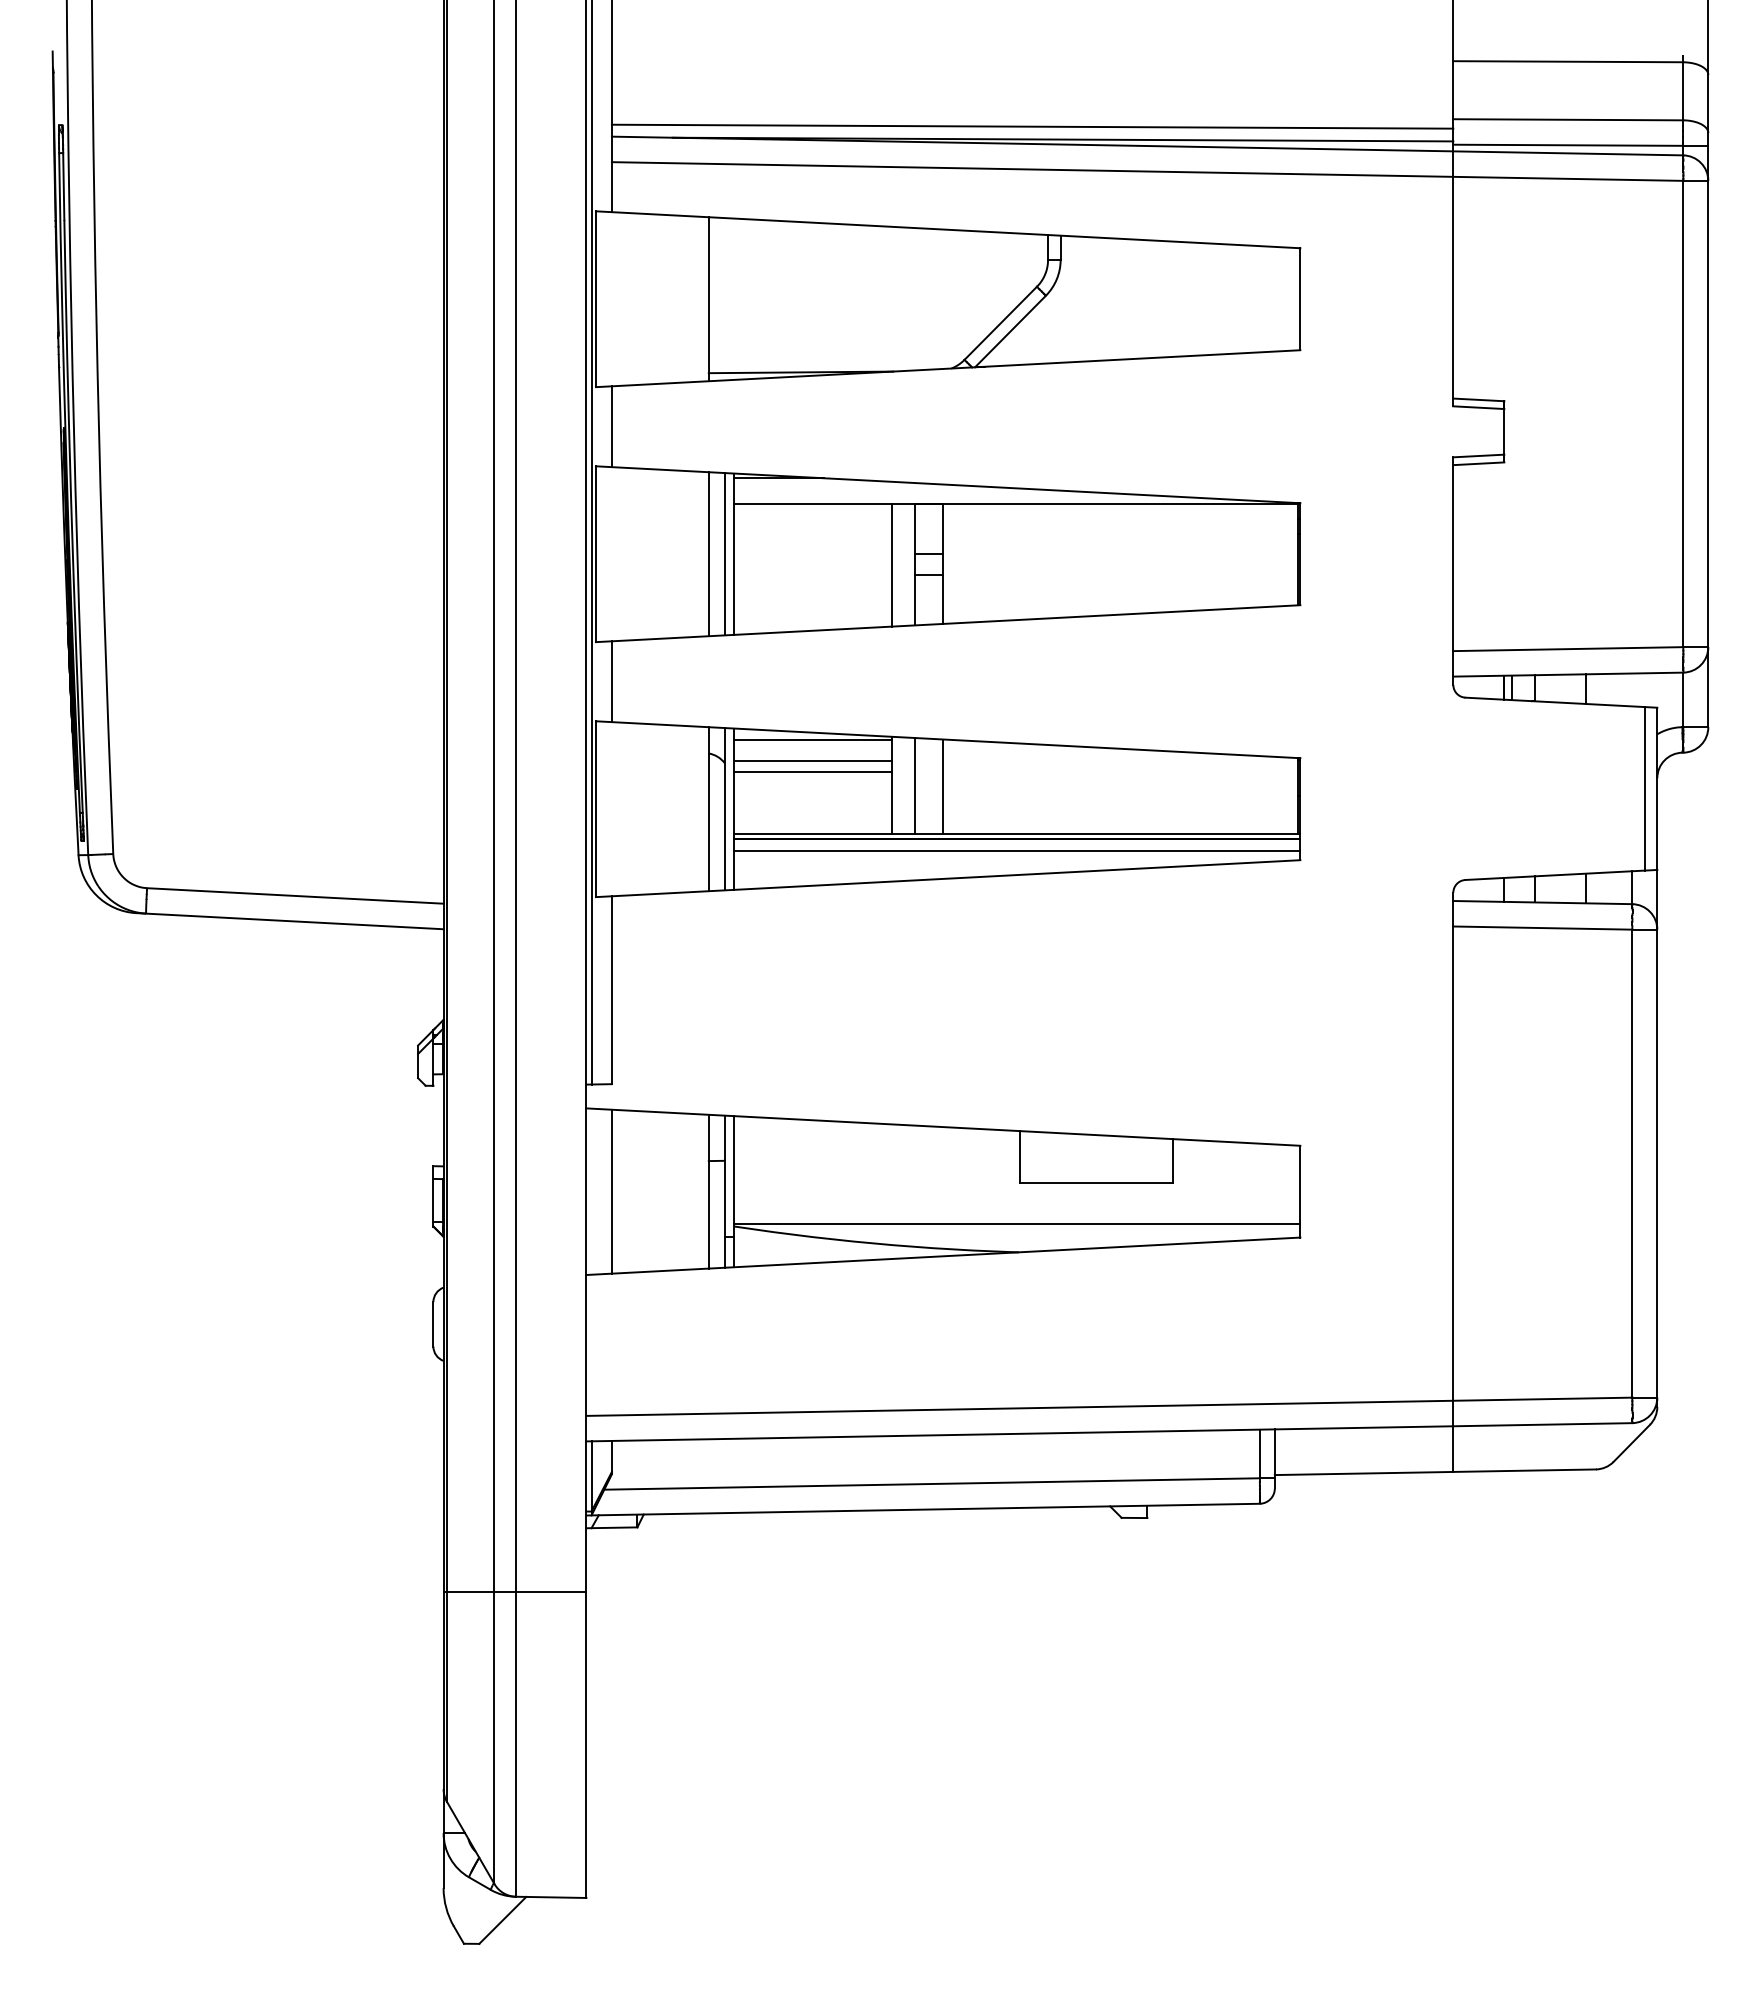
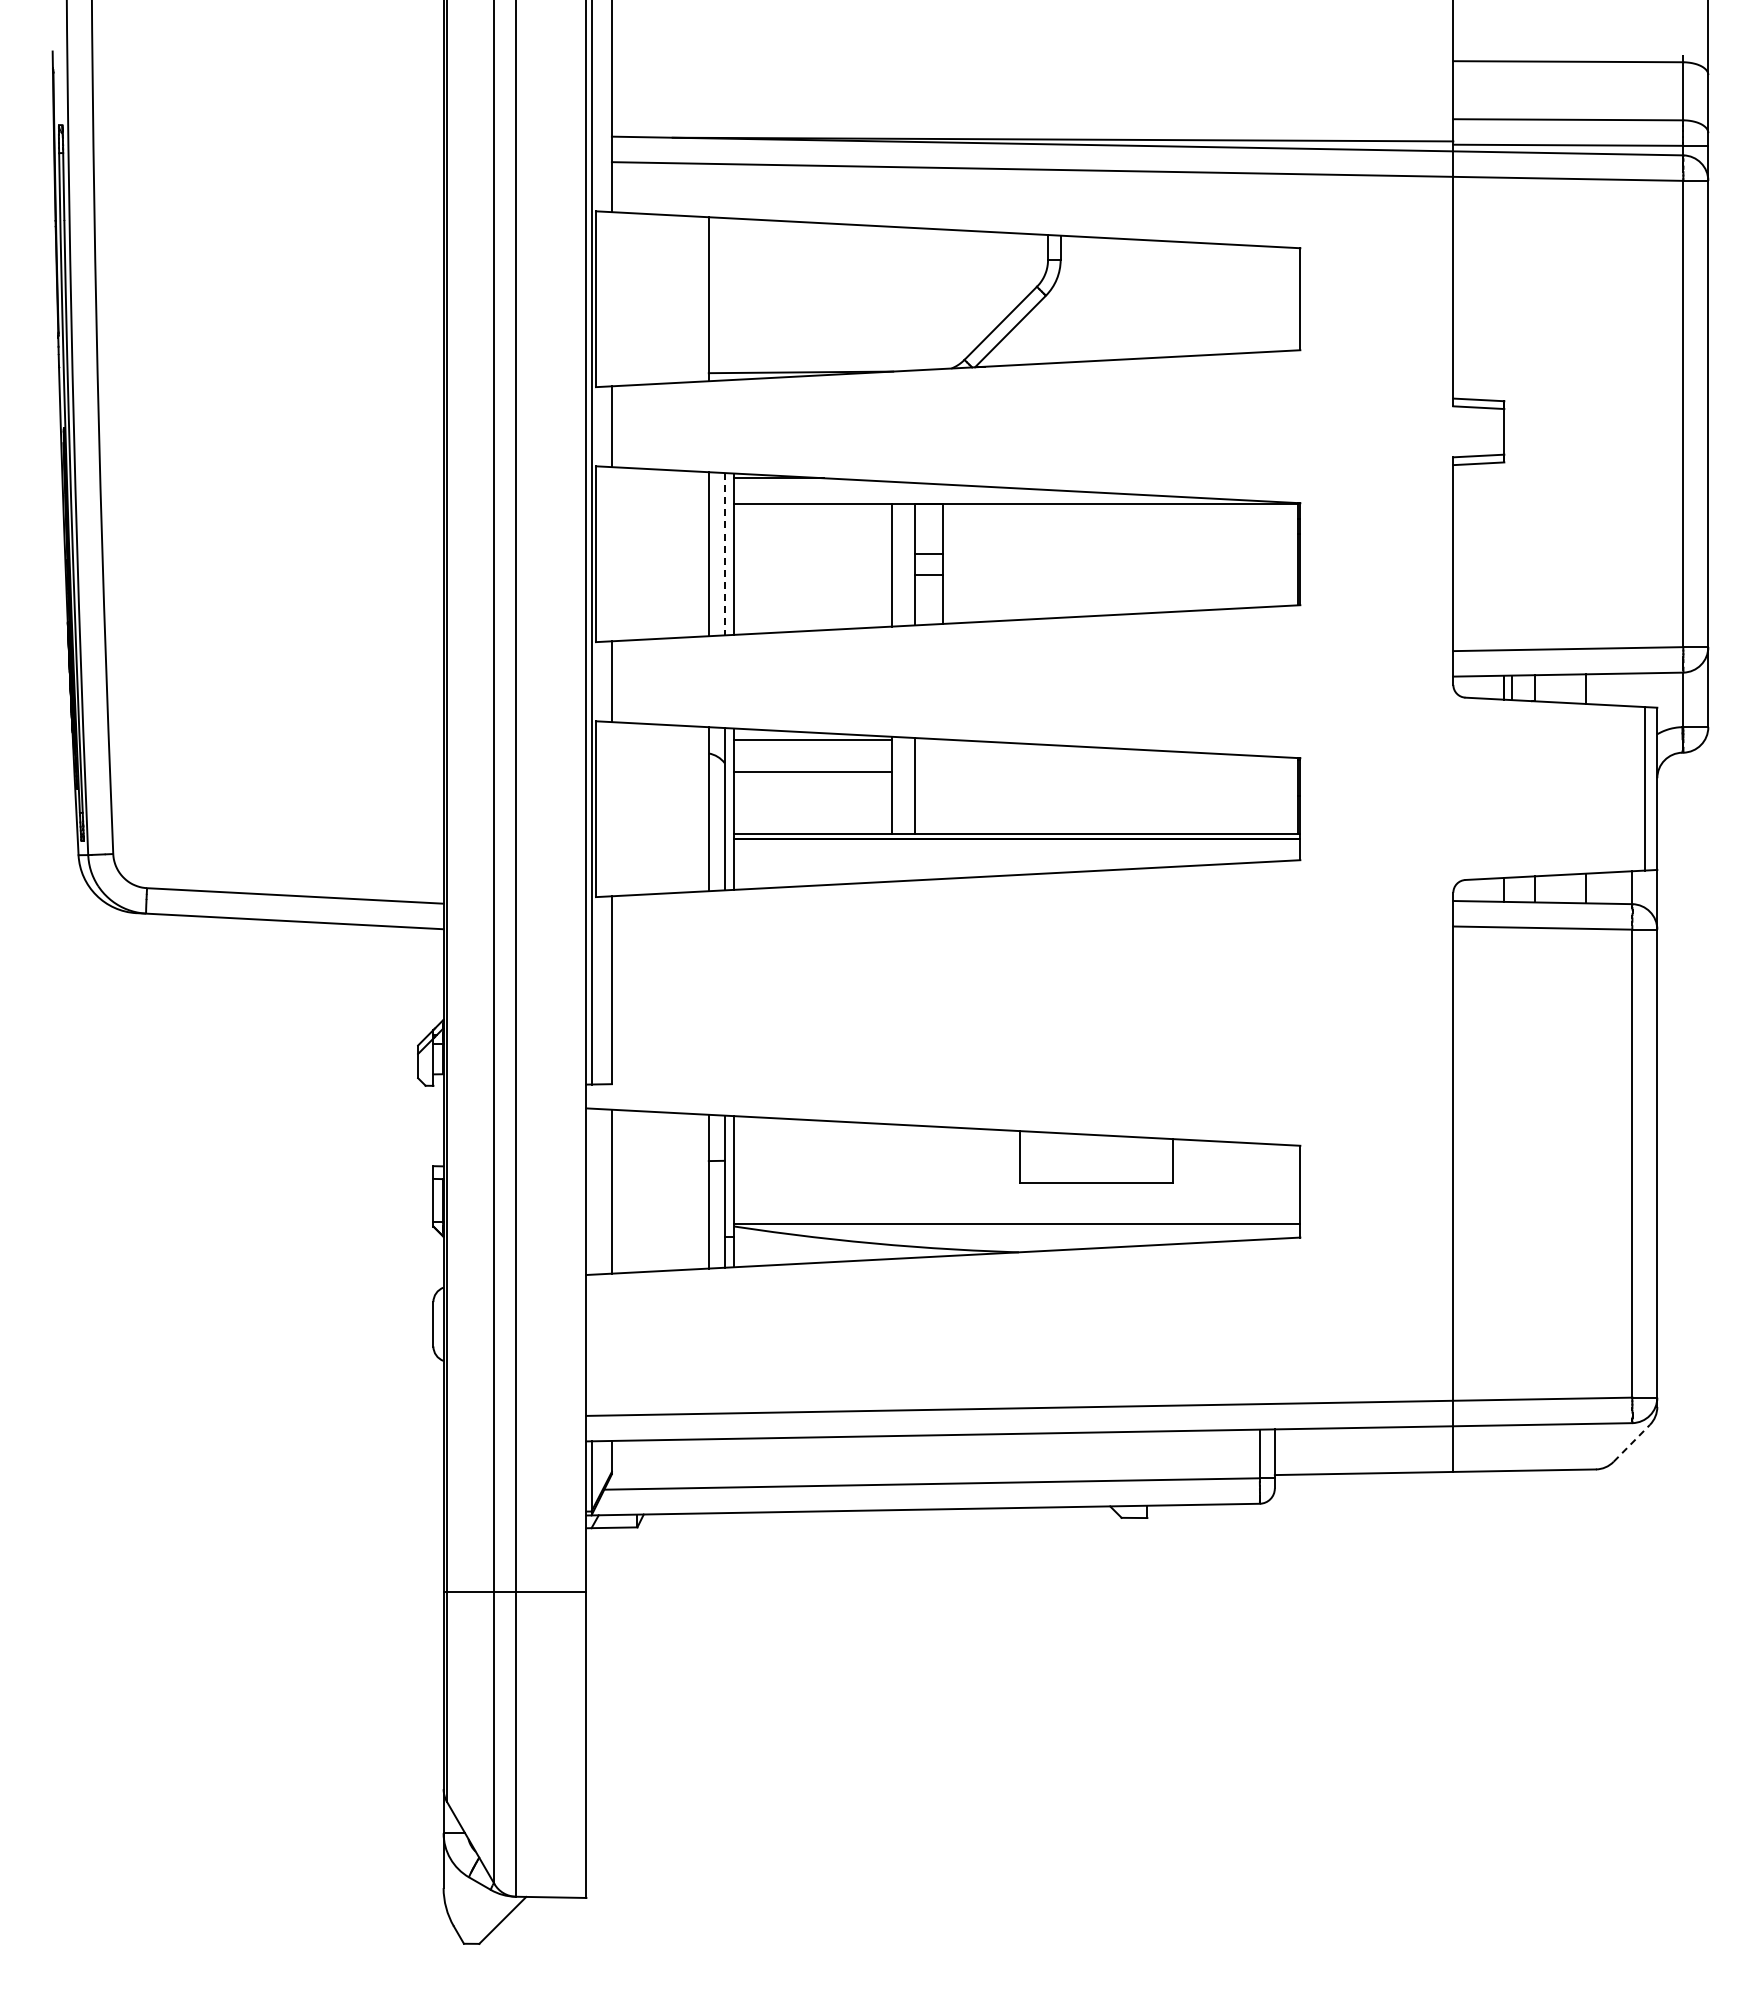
line: present -> none (1032, 126)
line: solid -> dashed (724, 554)
line: present -> none (813, 761)
line: present -> none (943, 786)
line: present -> none (1017, 851)
line: solid -> dashed (1631, 1443)
